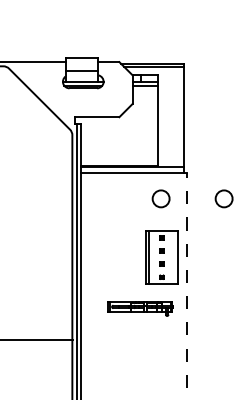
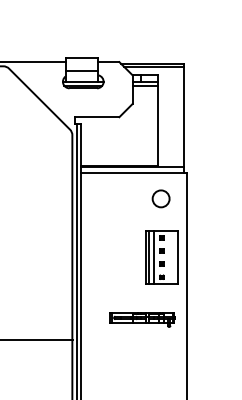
circle: present -> none (223, 198)
line: none -> present (154, 257)
line: dashed -> solid (186, 285)
part position: (140, 308) -> (142, 319) (142, 319)
